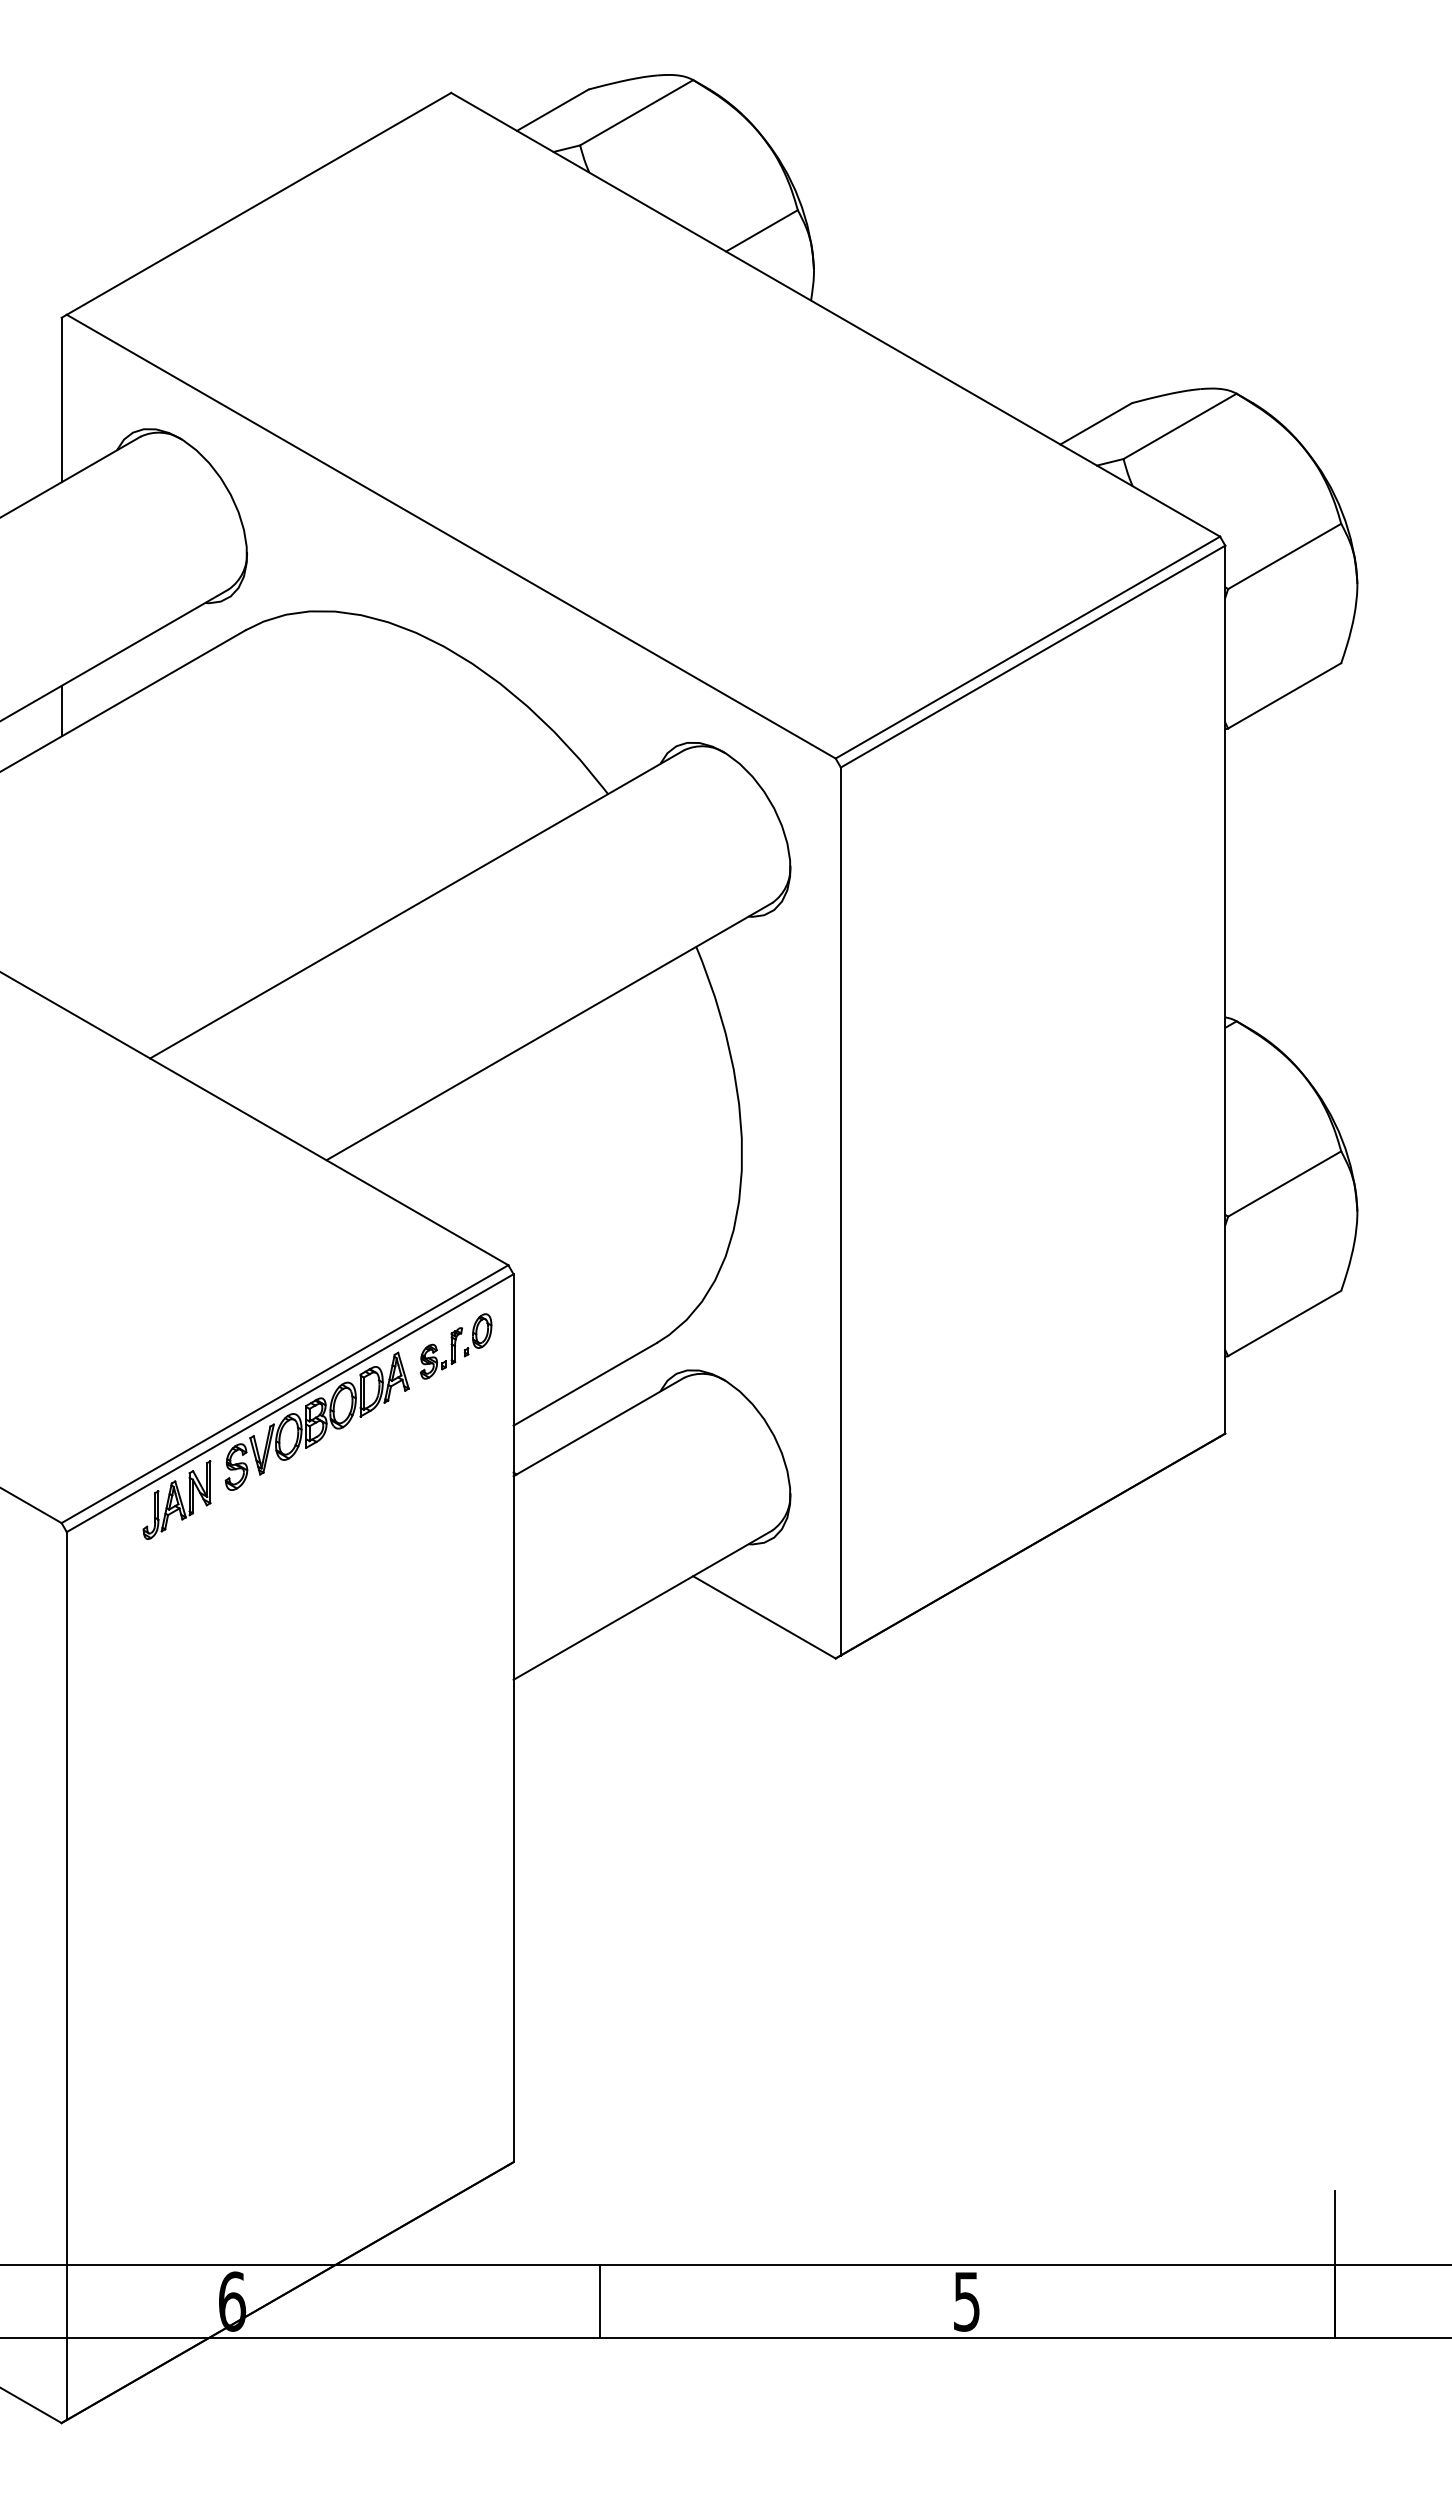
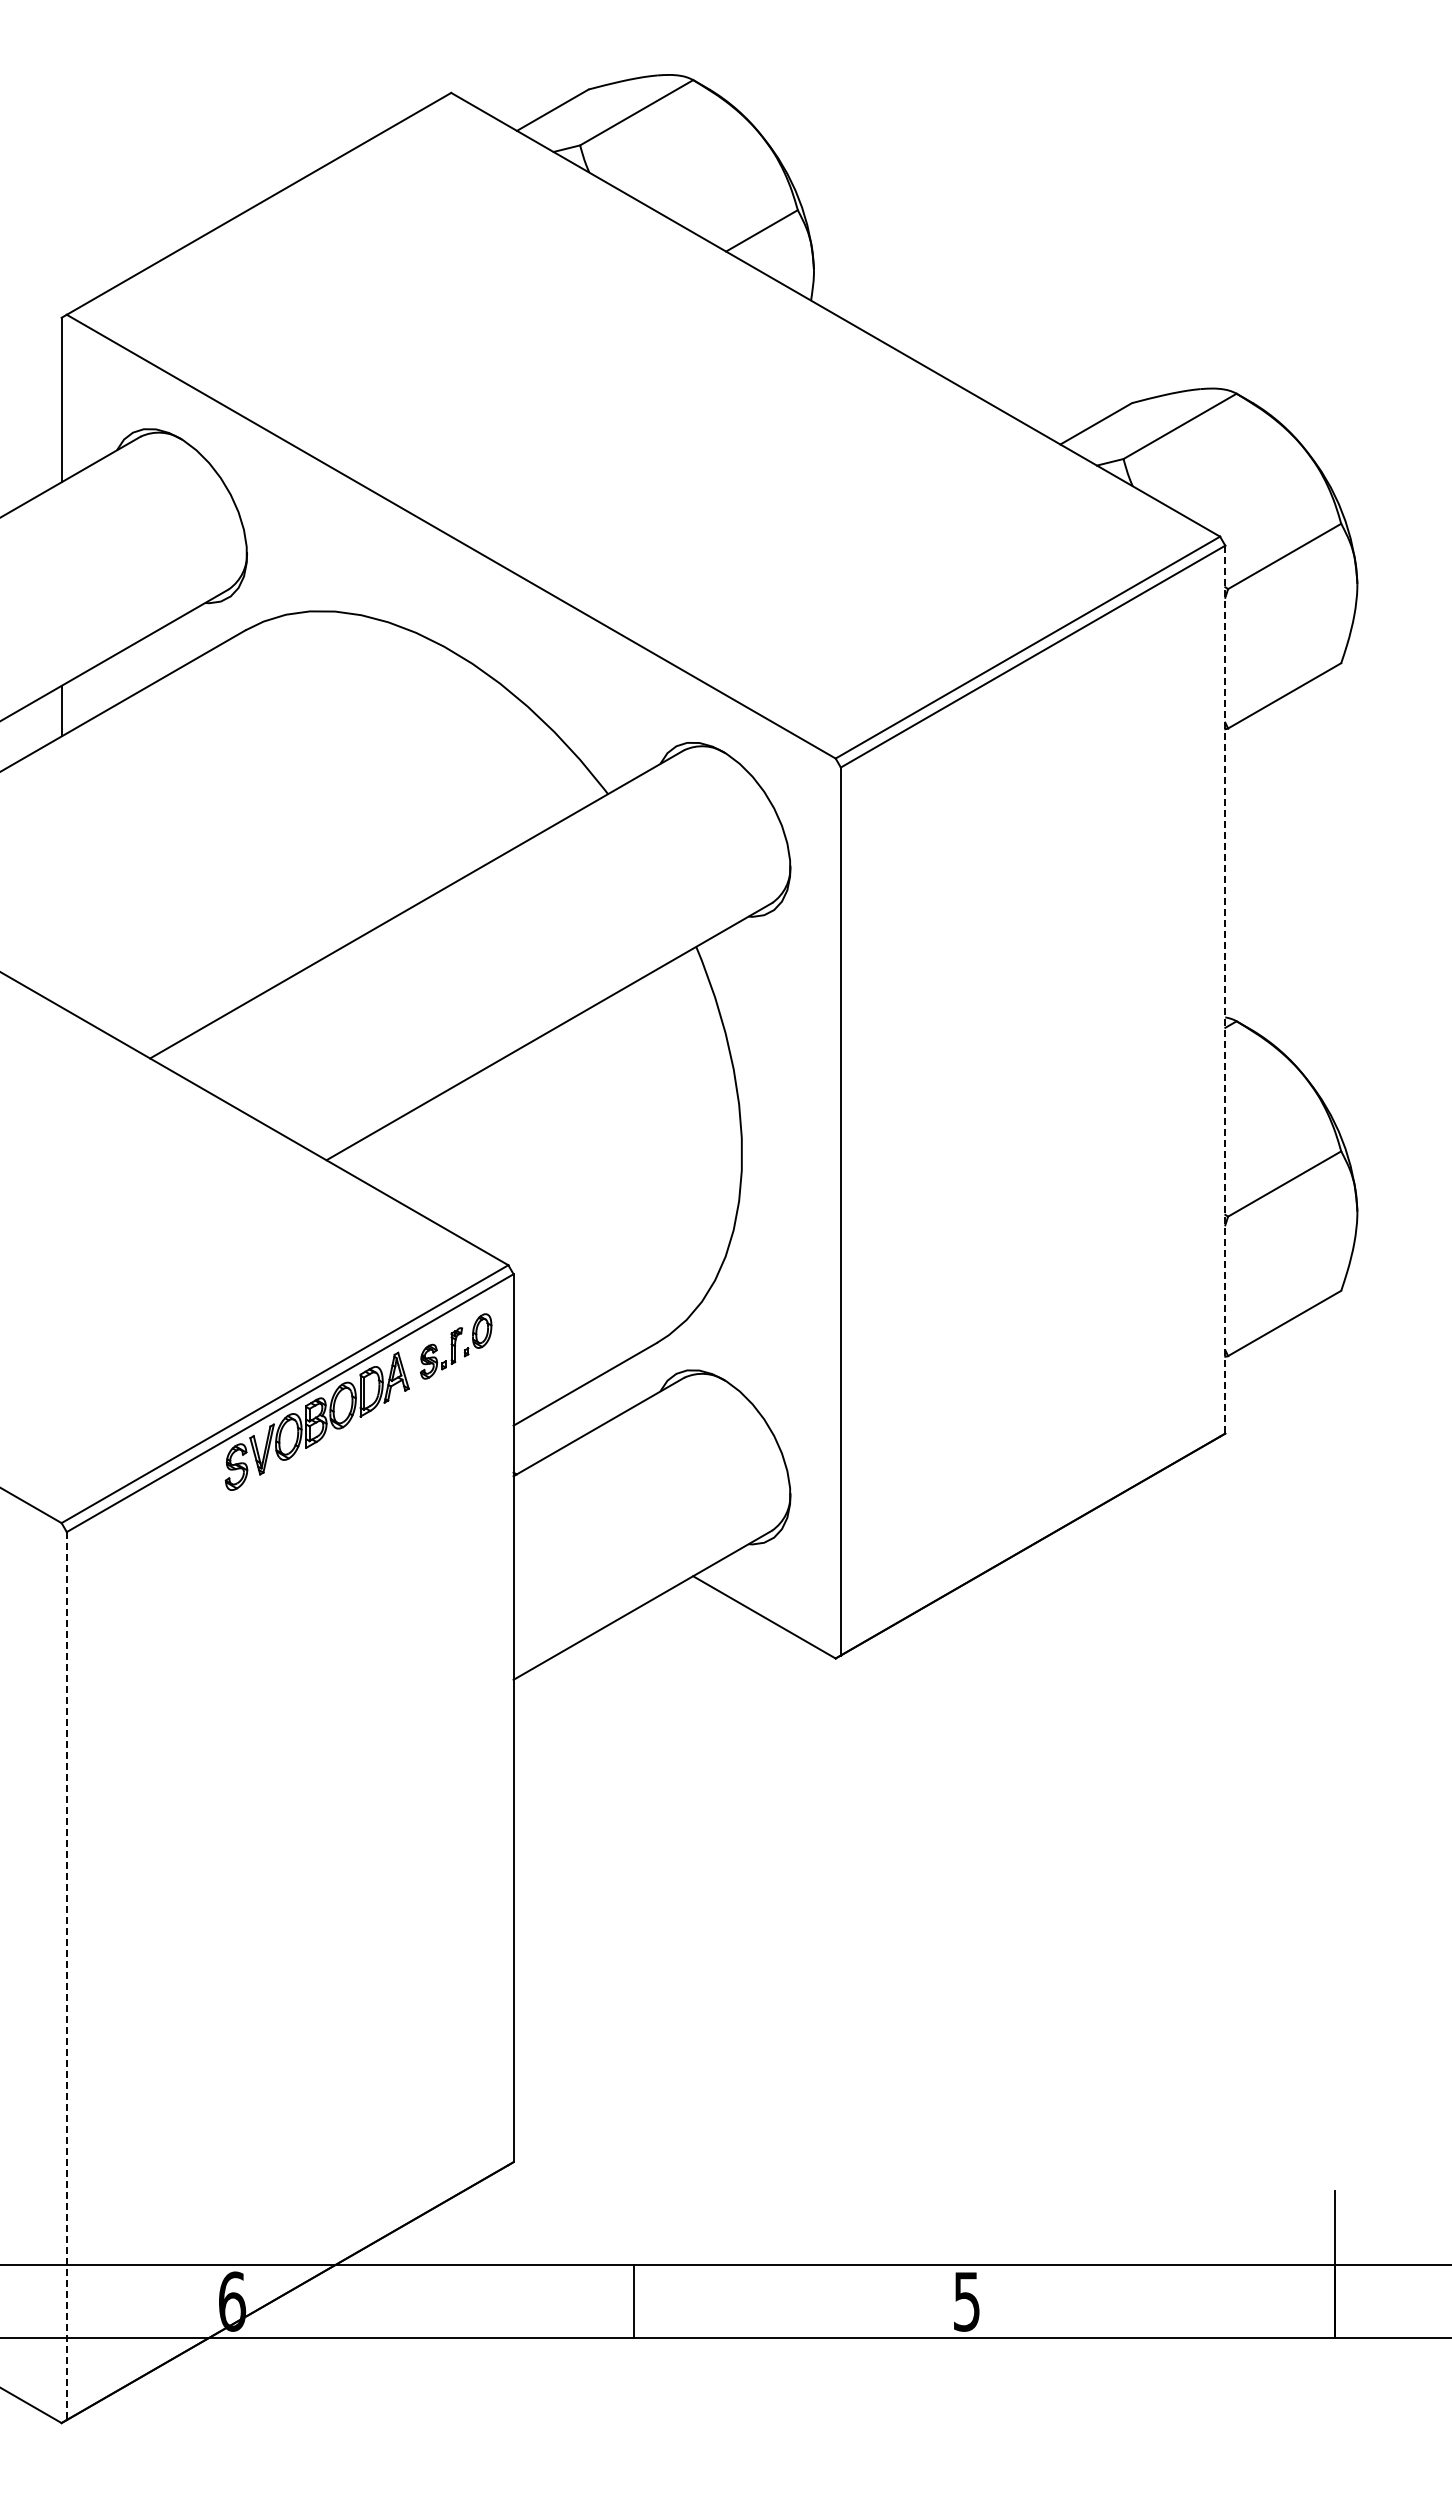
line: solid -> dashed (1225, 989)
part: present -> none (176, 1499)
line: solid -> dashed (66, 1976)
line position: (600, 2301) -> (634, 2301) (634, 2301)
